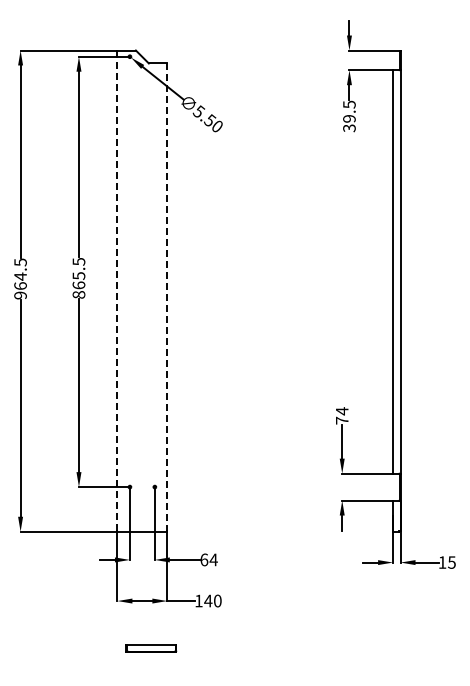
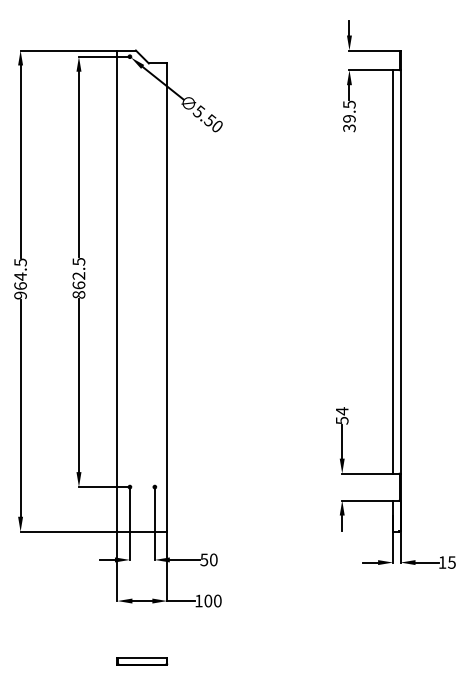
text: 865.5 -> 862.5 (78, 275)
line: dashed -> solid (117, 291)
line: dashed -> solid (167, 298)
text: 74 -> 54 (342, 420)
text: 64 -> 50 (208, 559)
text: 140 -> 100 (208, 600)
part position: (151, 648) -> (142, 661) (142, 661)
